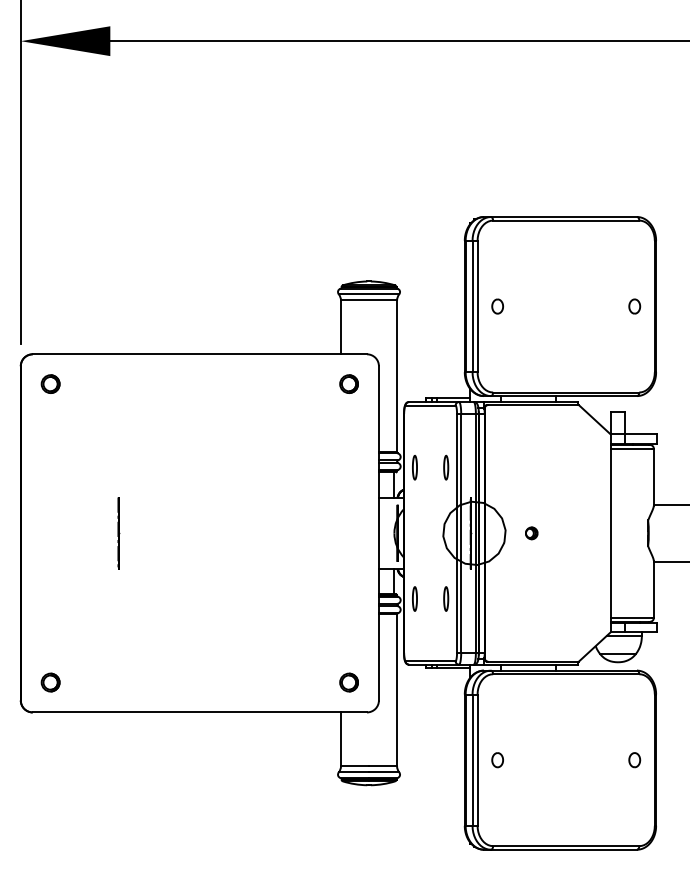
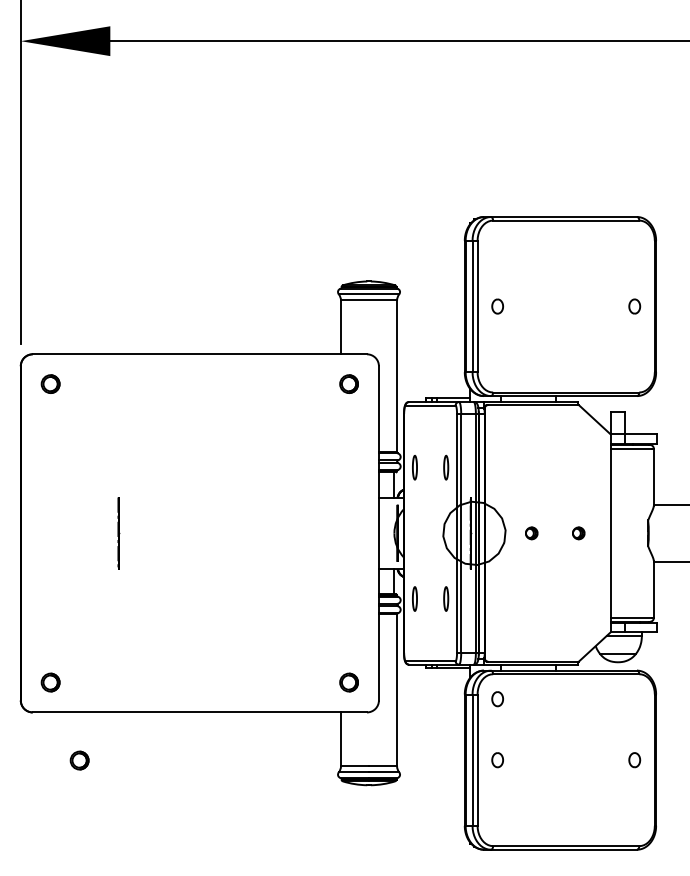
part: none -> present (578, 533)
part: none -> present (497, 699)
part: none -> present (79, 760)
